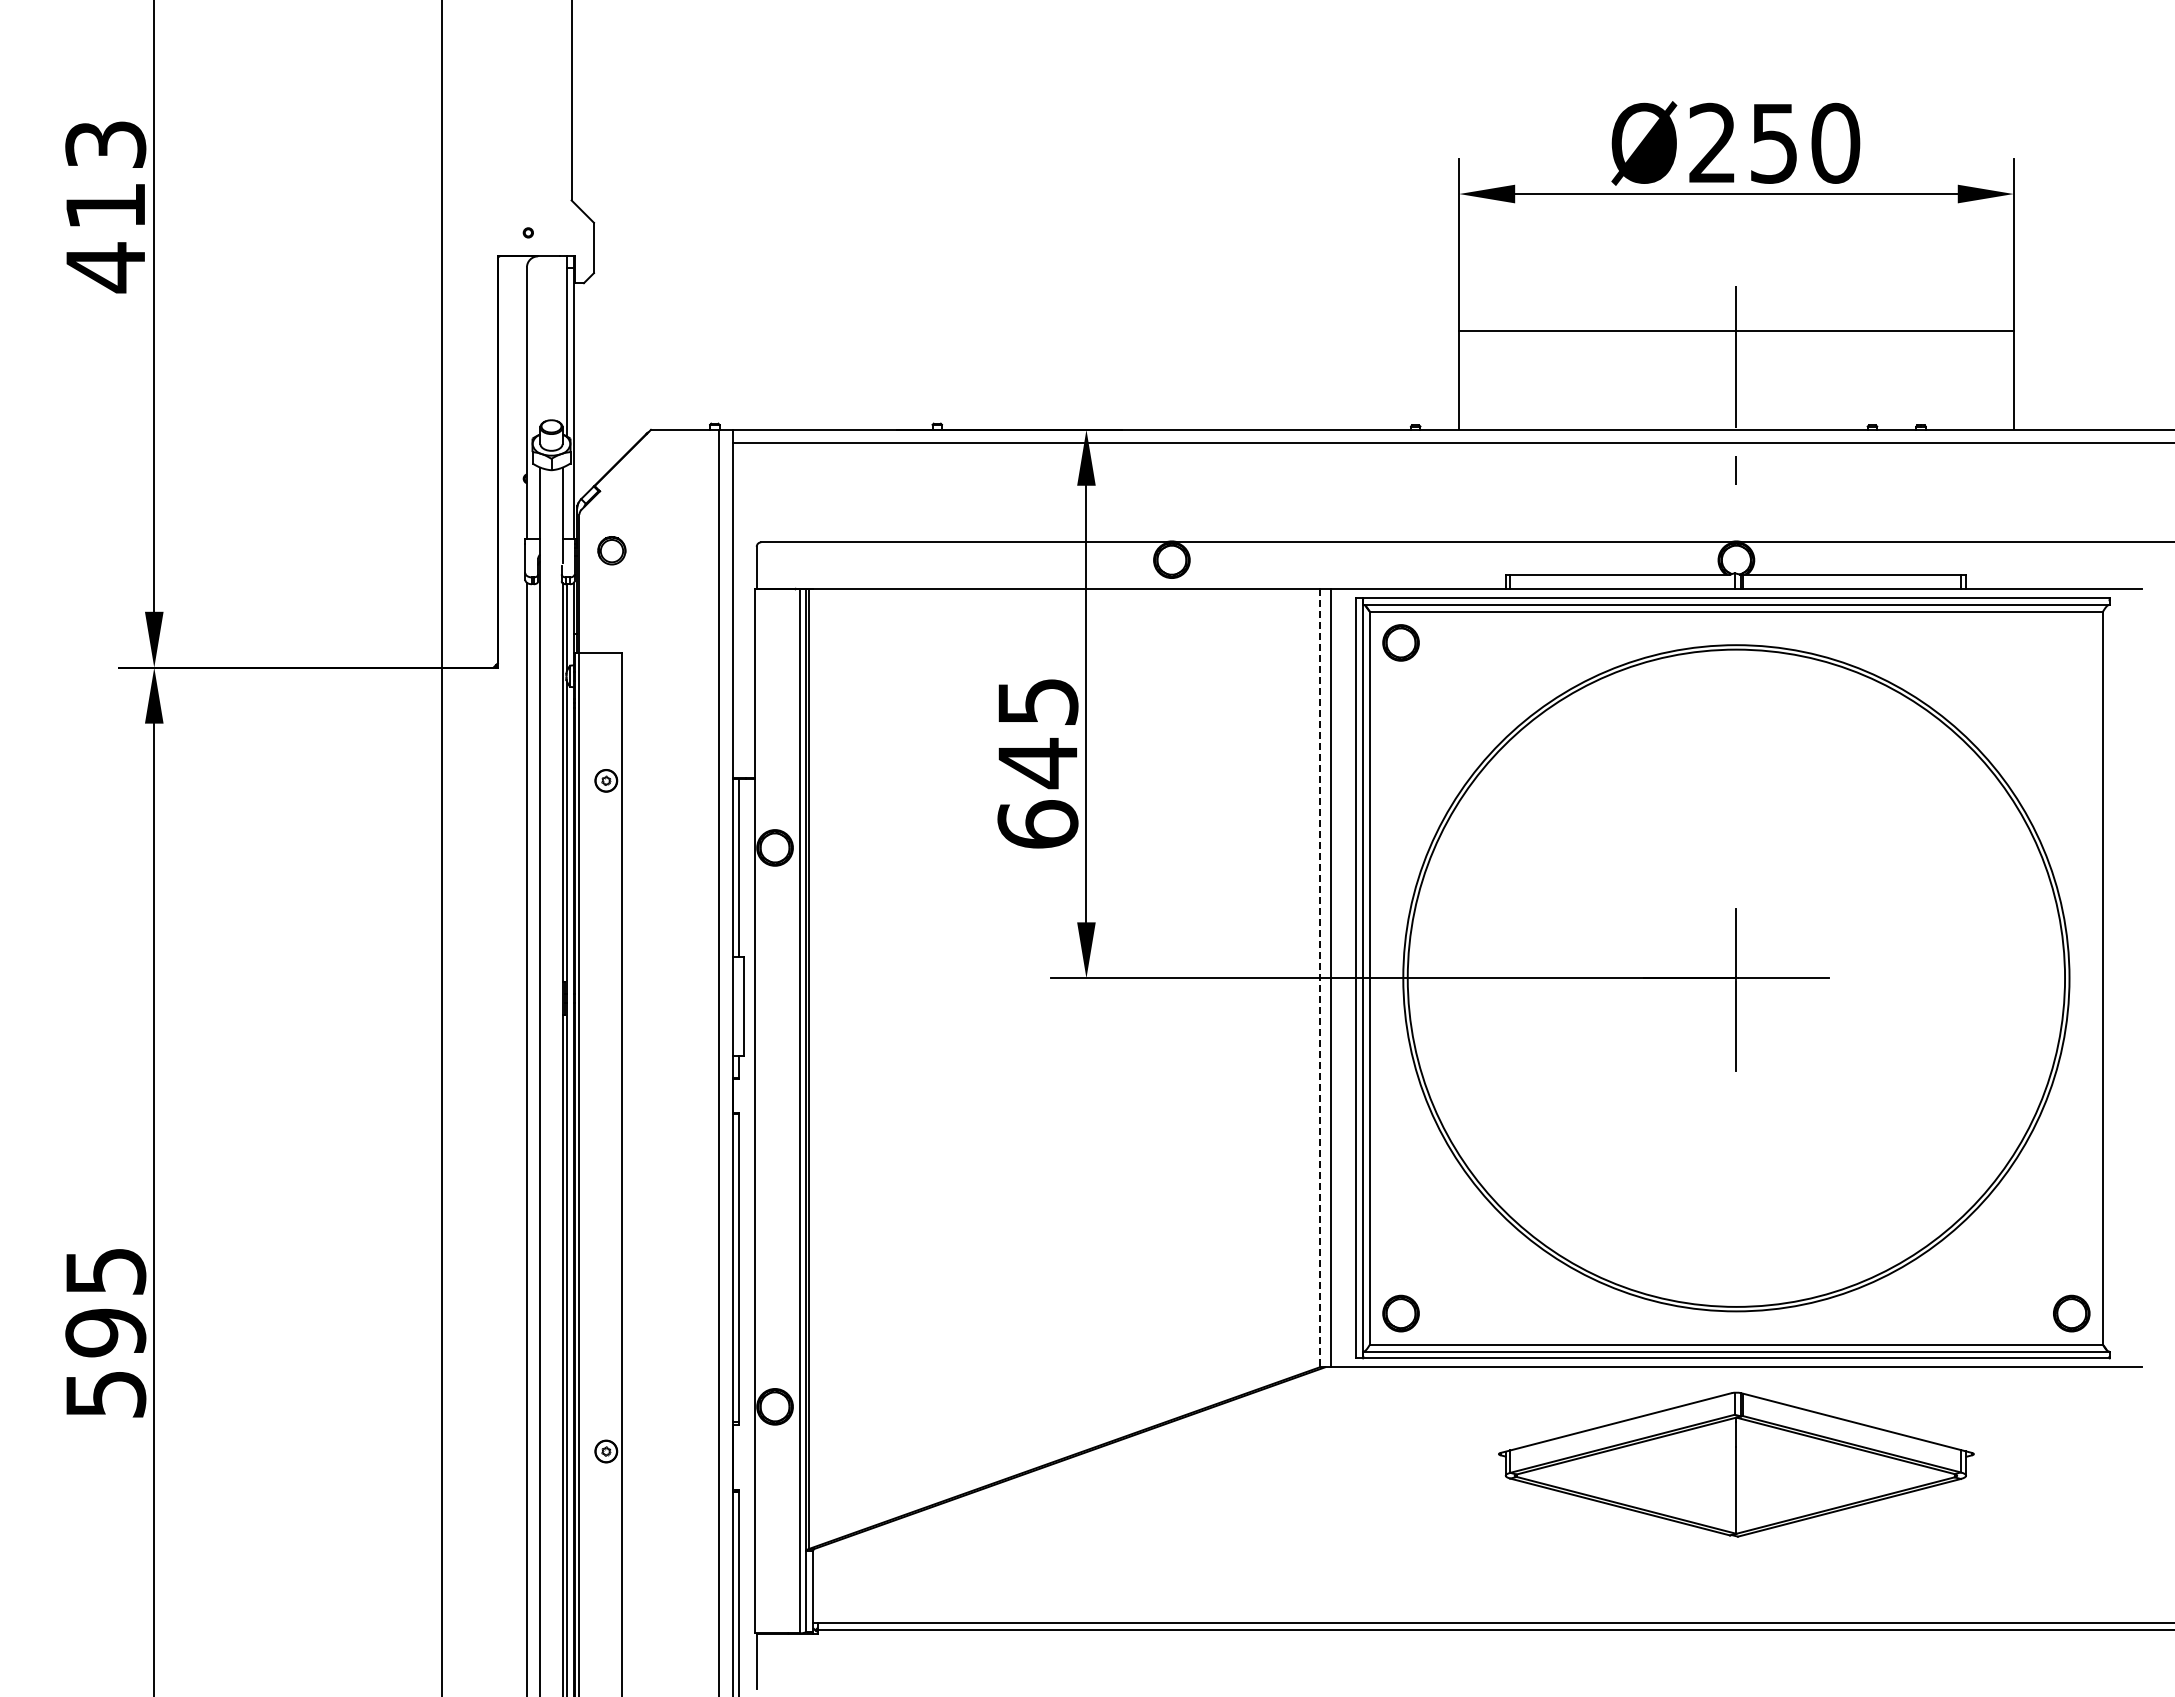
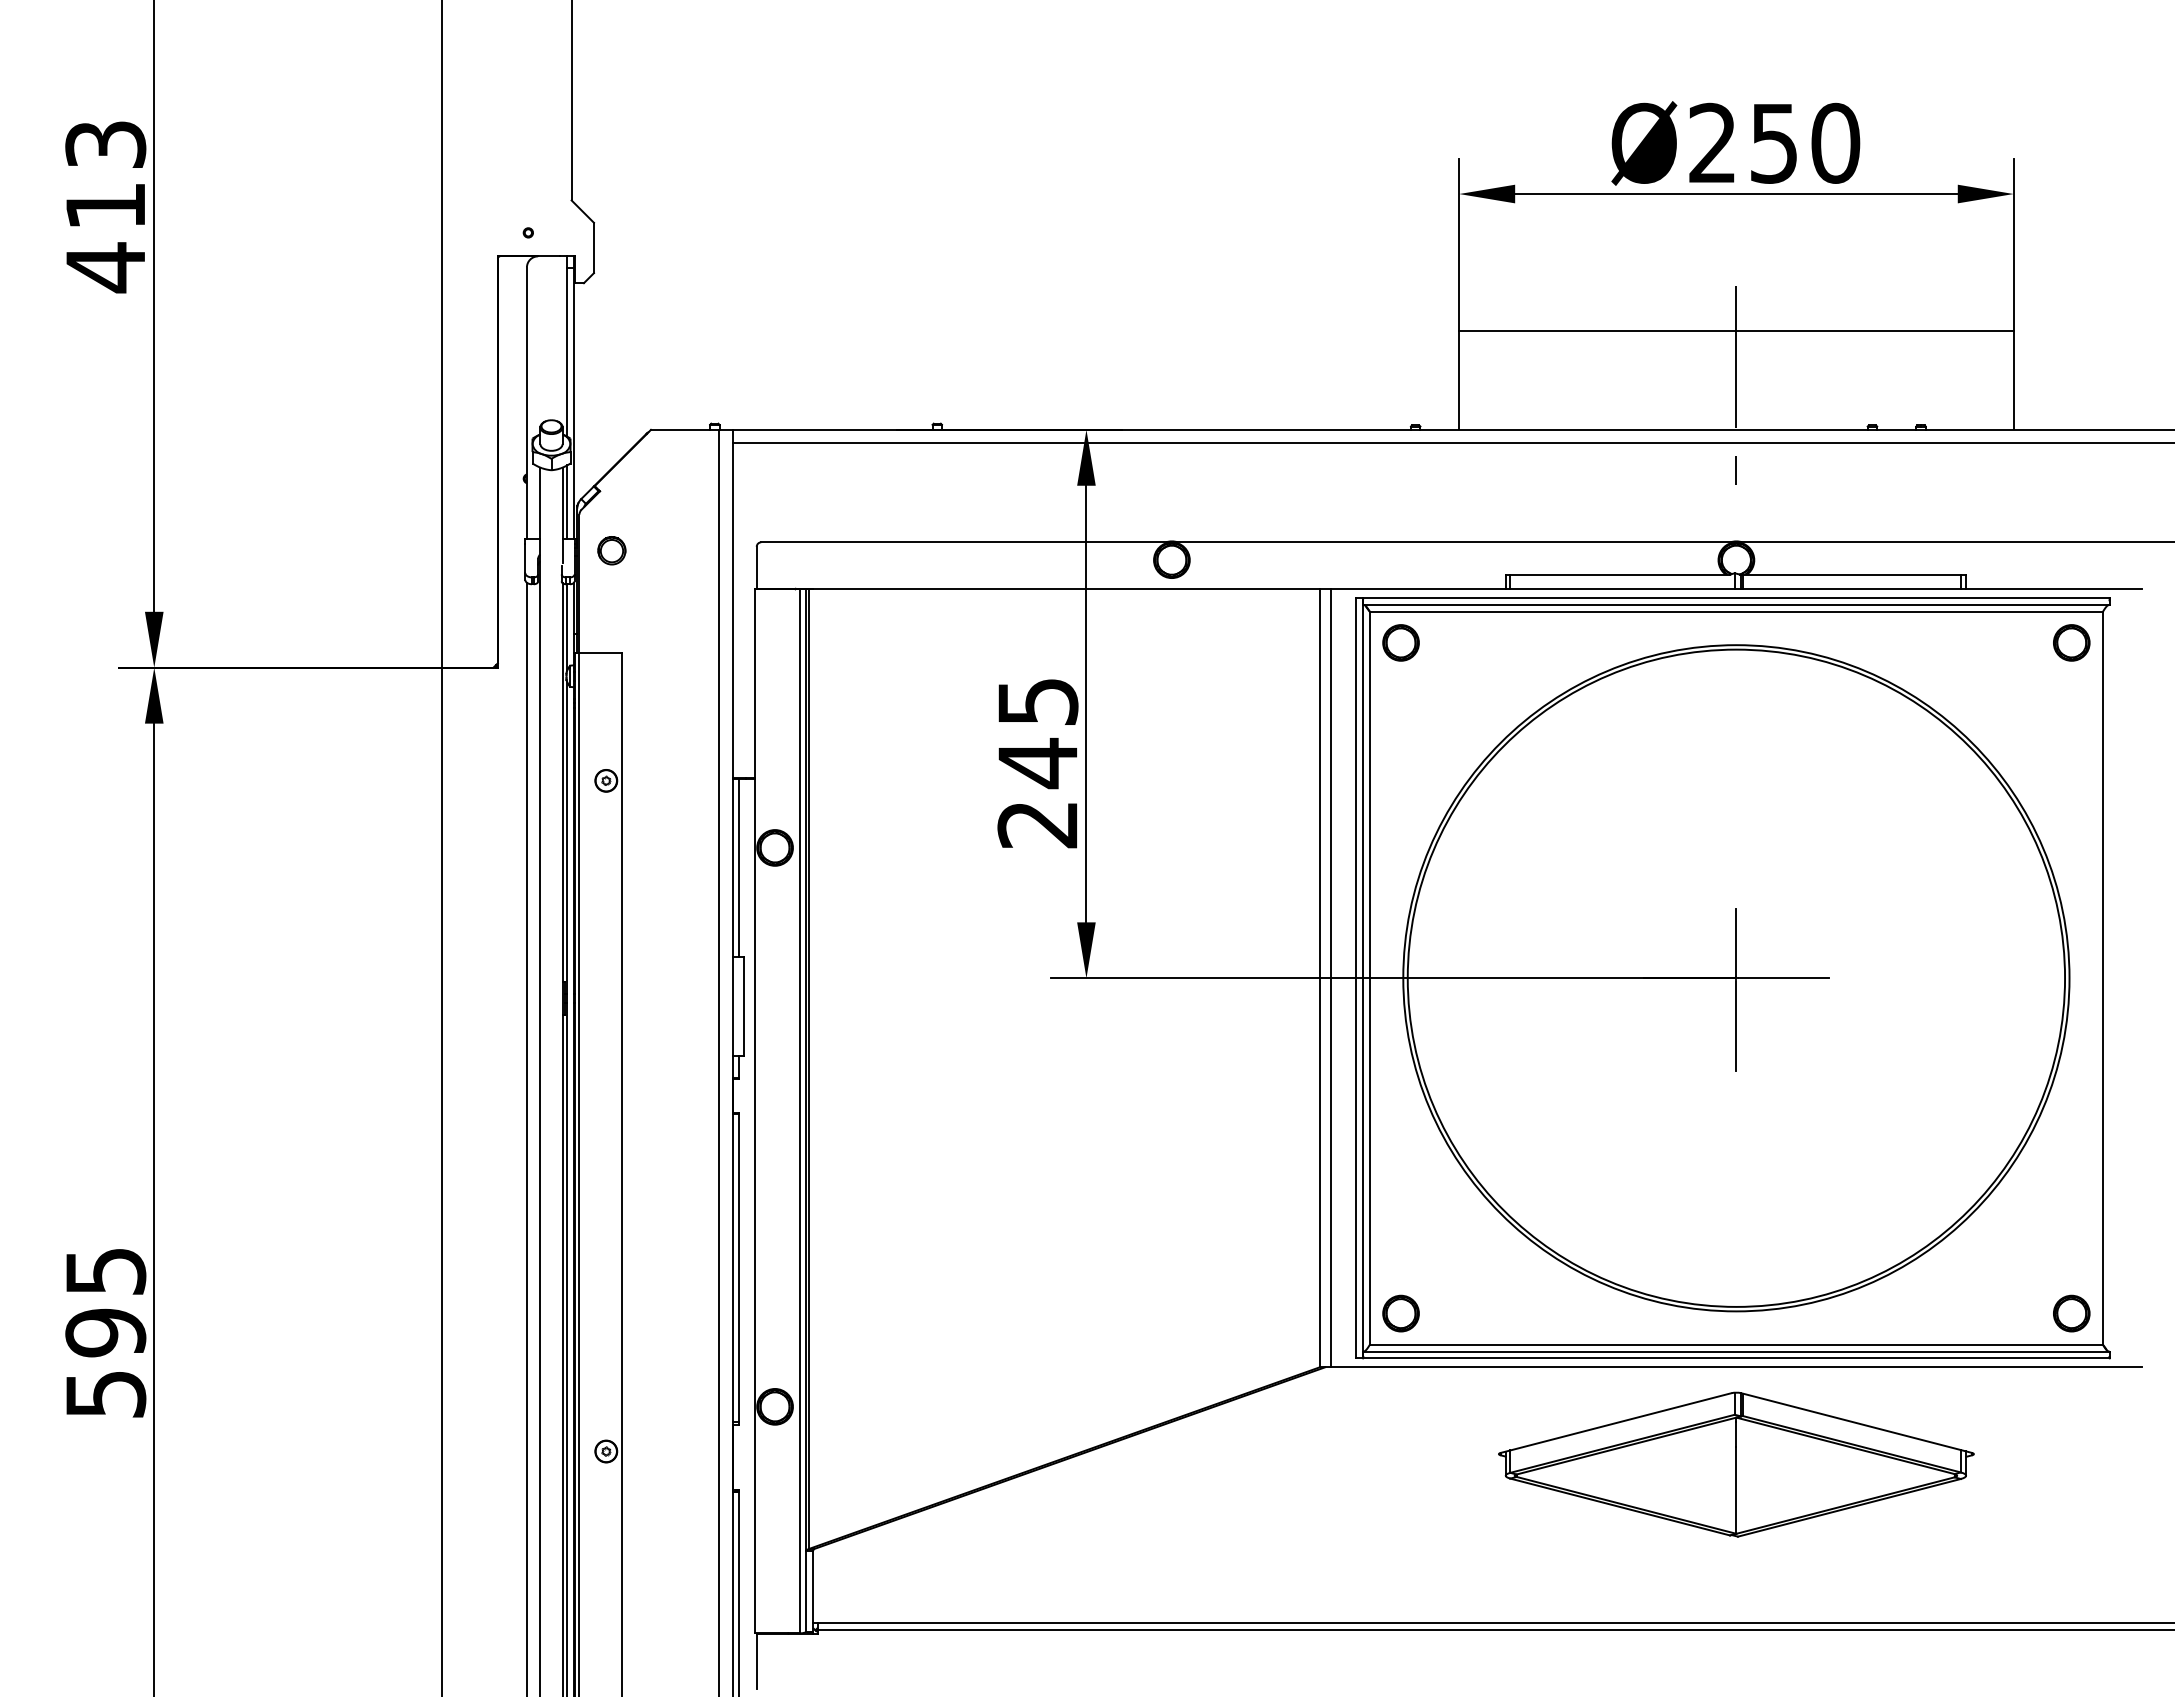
line: none -> present (567, 502)
part: none -> present (2071, 642)
text: 645 -> 245 (1037, 824)
line: dashed -> solid (1319, 978)
